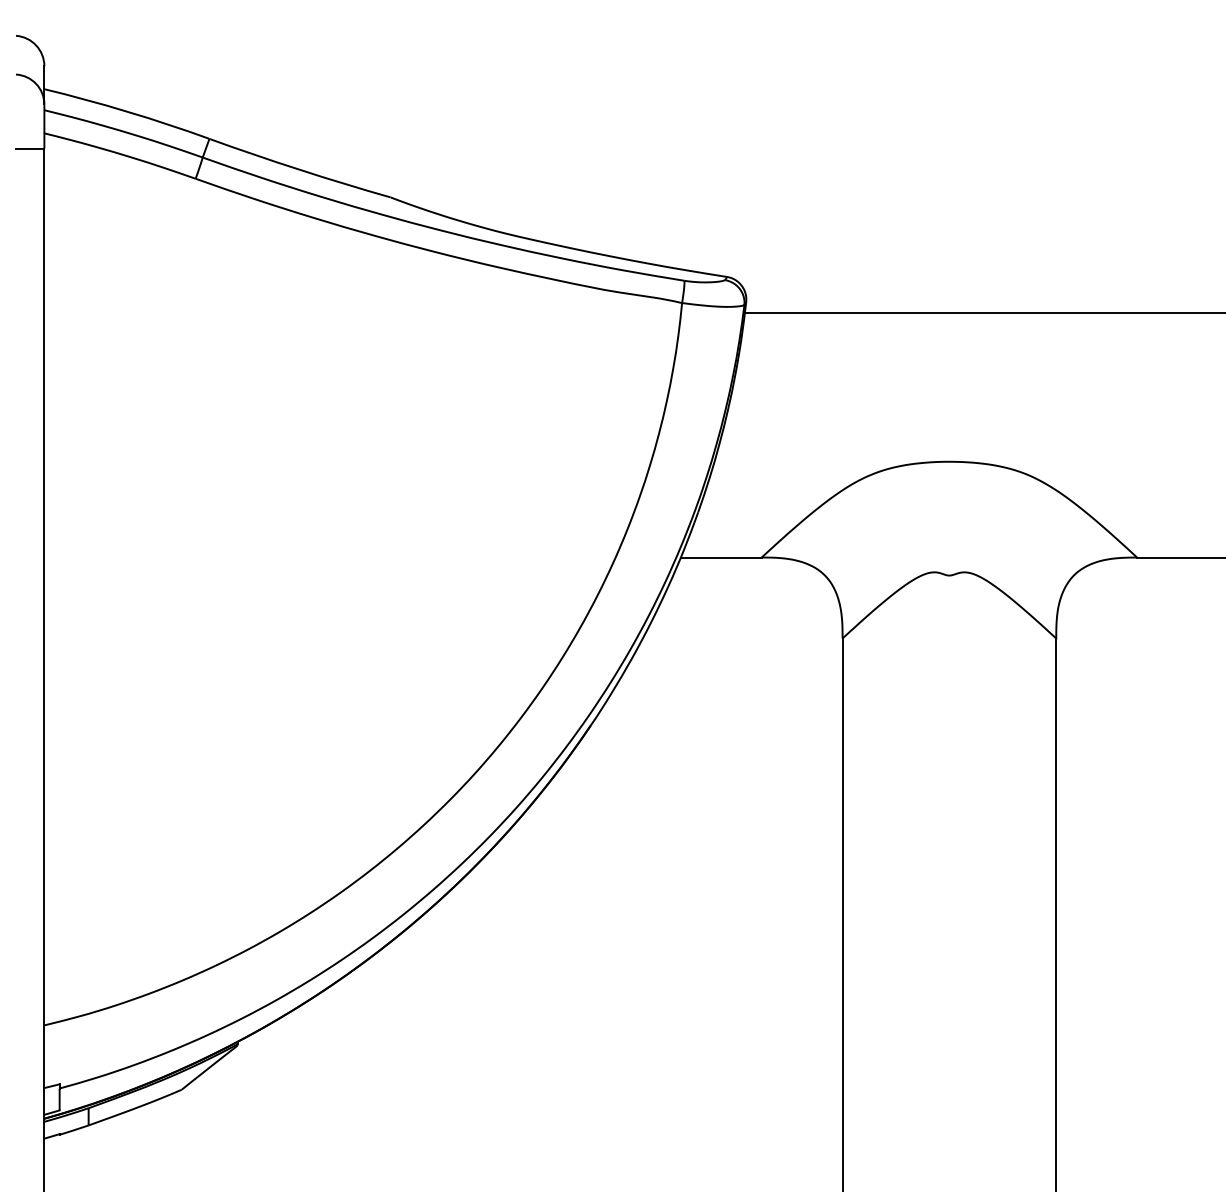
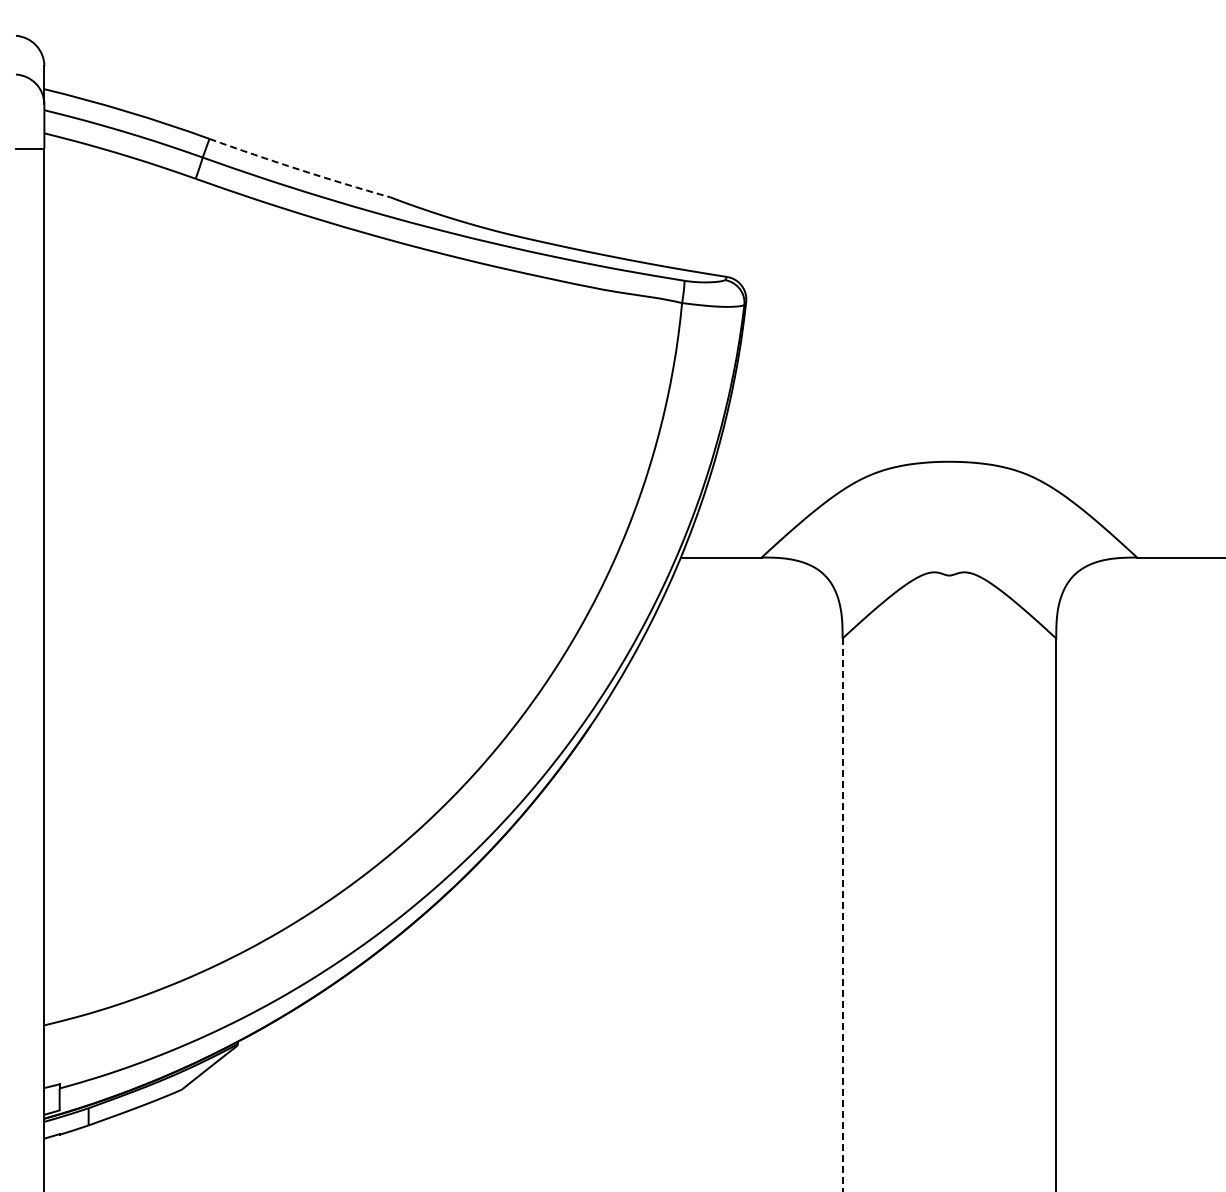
arc: solid -> dashed (299, 169)
line: present -> none (983, 313)
line: solid -> dashed (842, 915)
